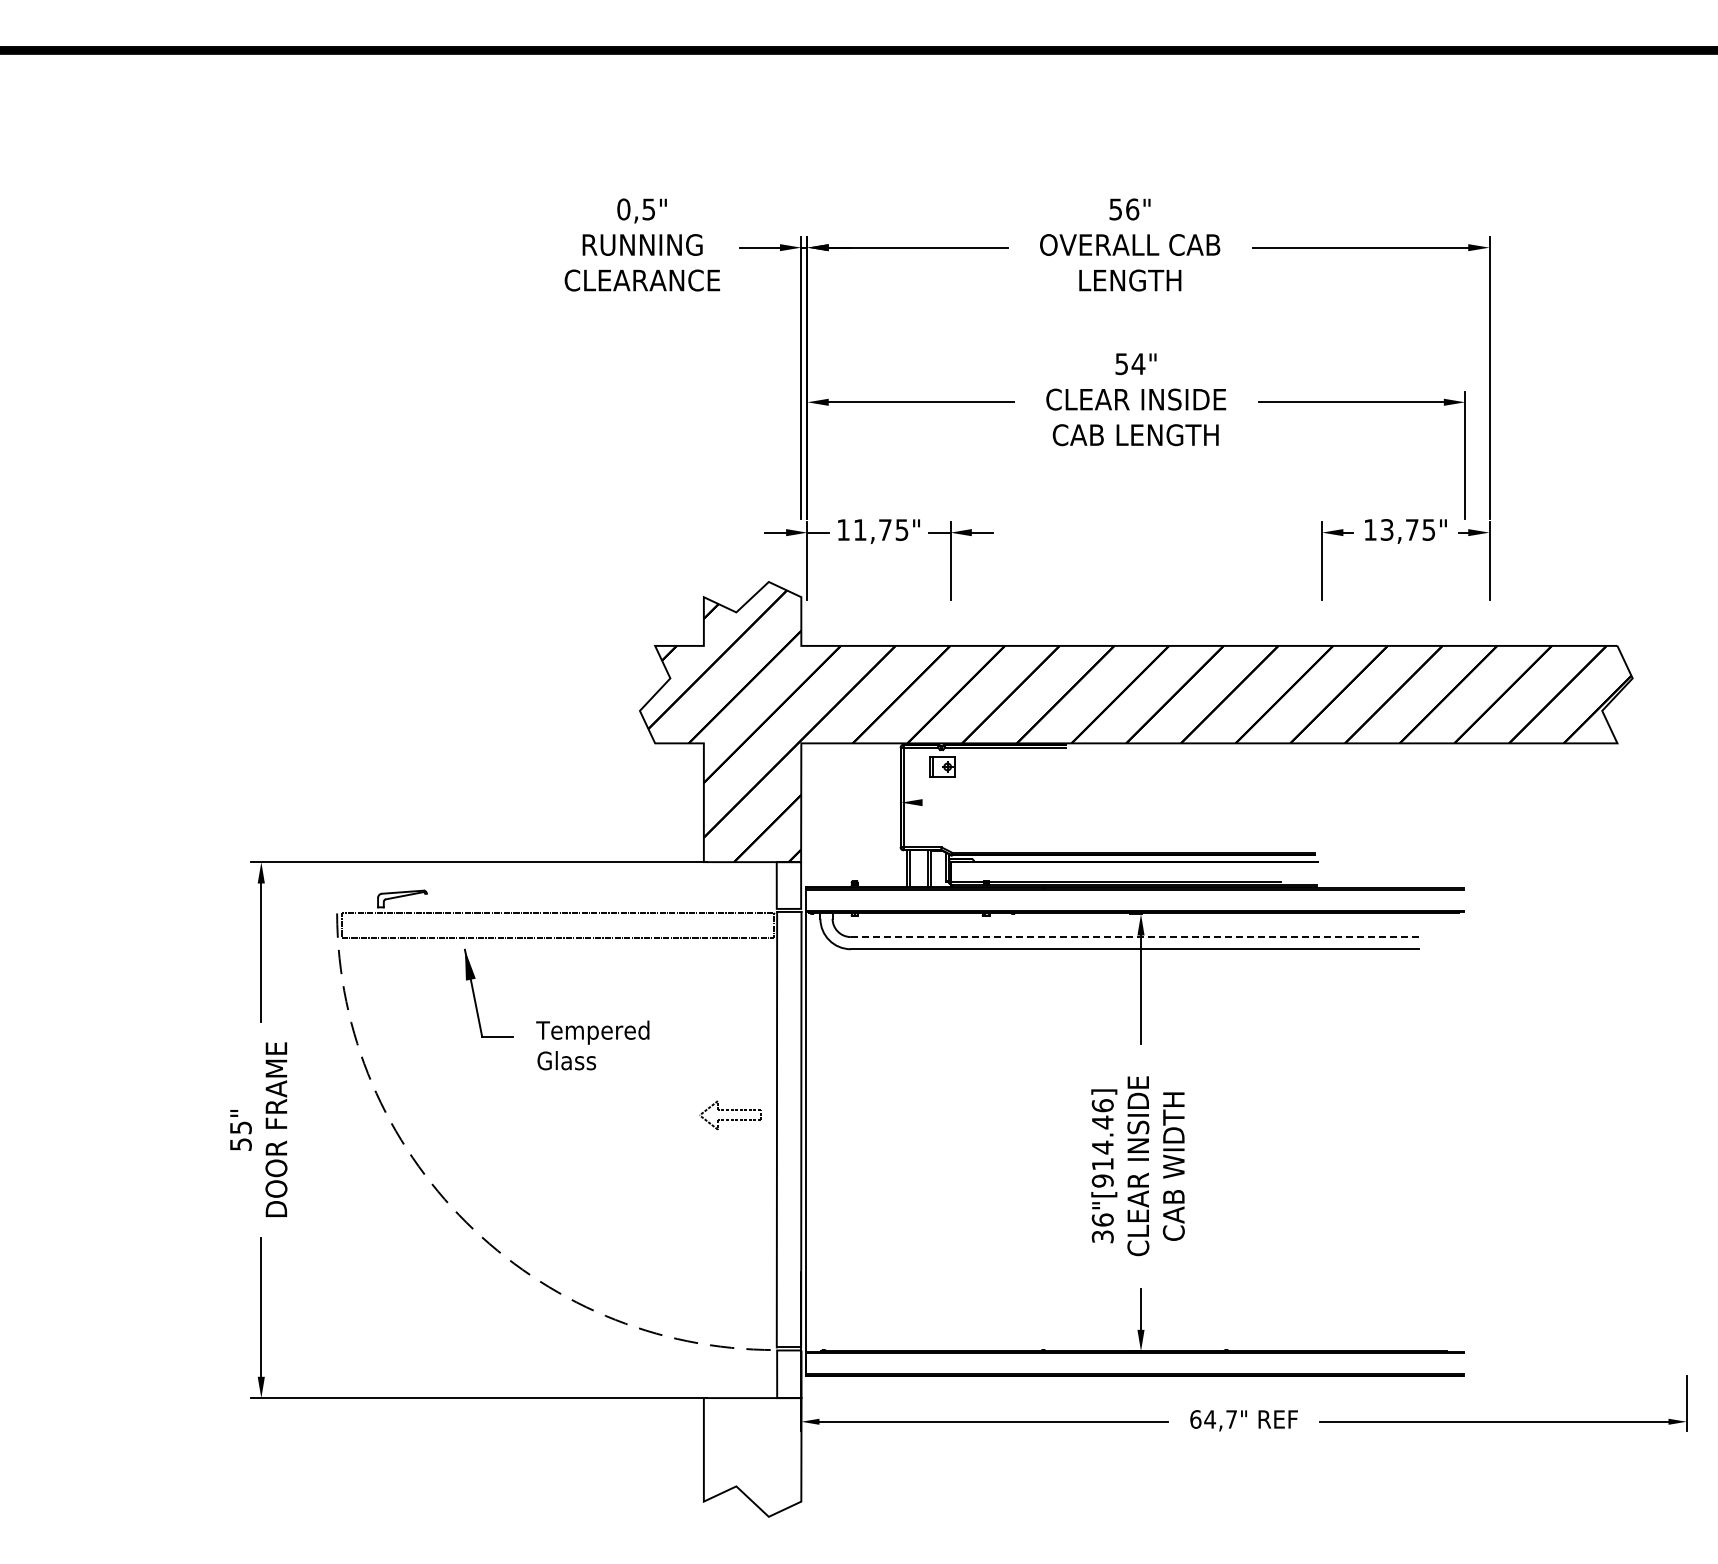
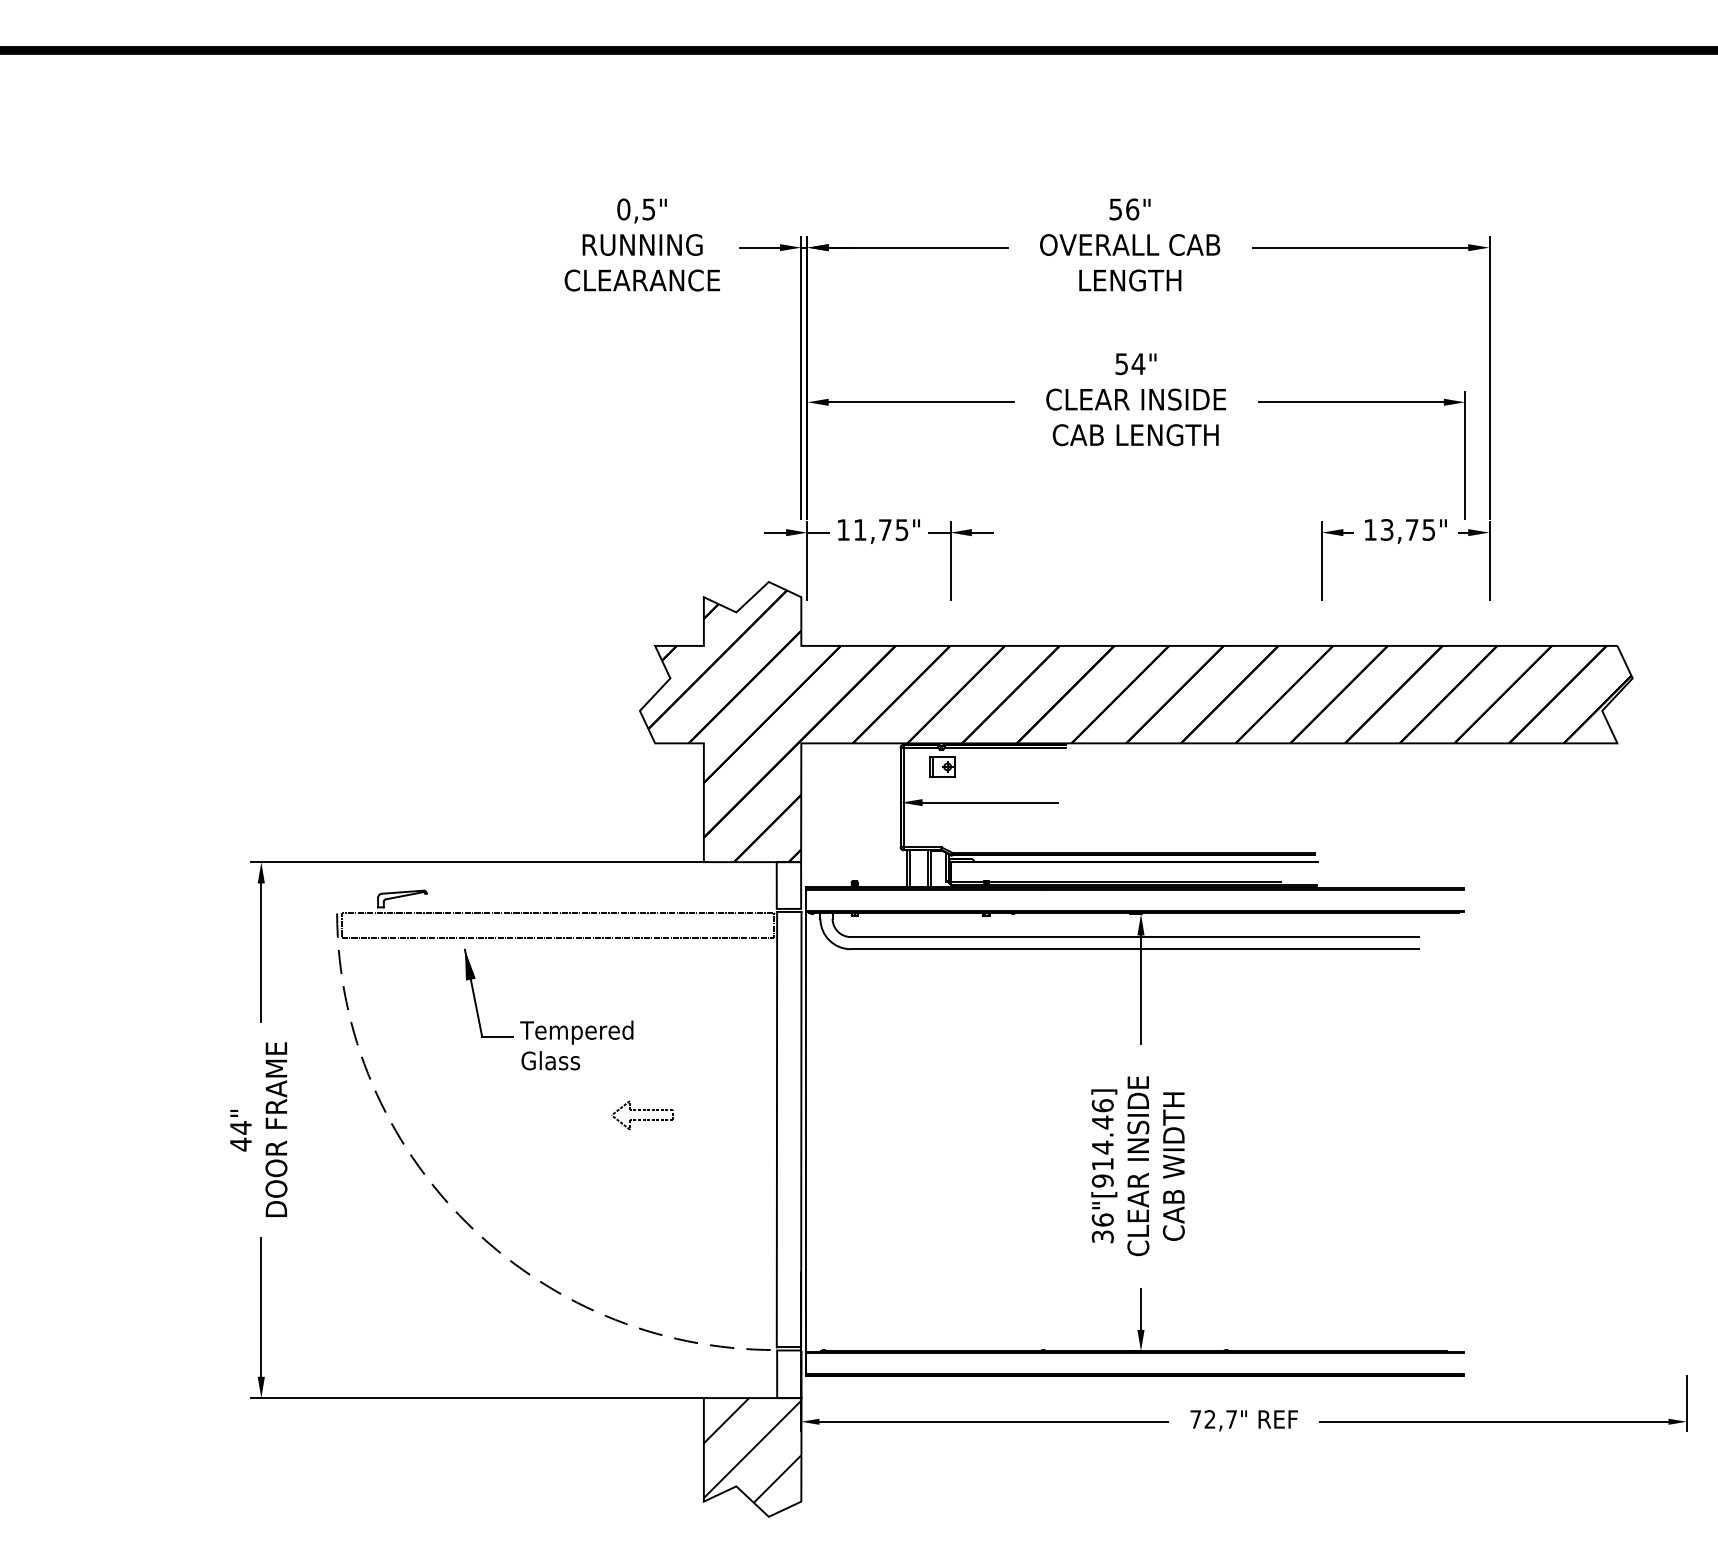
line: none -> present (990, 802)
line: dashed -> solid (1134, 937)
text position: (592, 1045) -> (576, 1045) (576, 1045)
part position: (730, 1115) -> (642, 1115) (642, 1115)
text: 55" -> 44" (240, 1136)
text: 64,7" -> 72,7" (1203, 1419)
hatch: none -> present (752, 1450)
